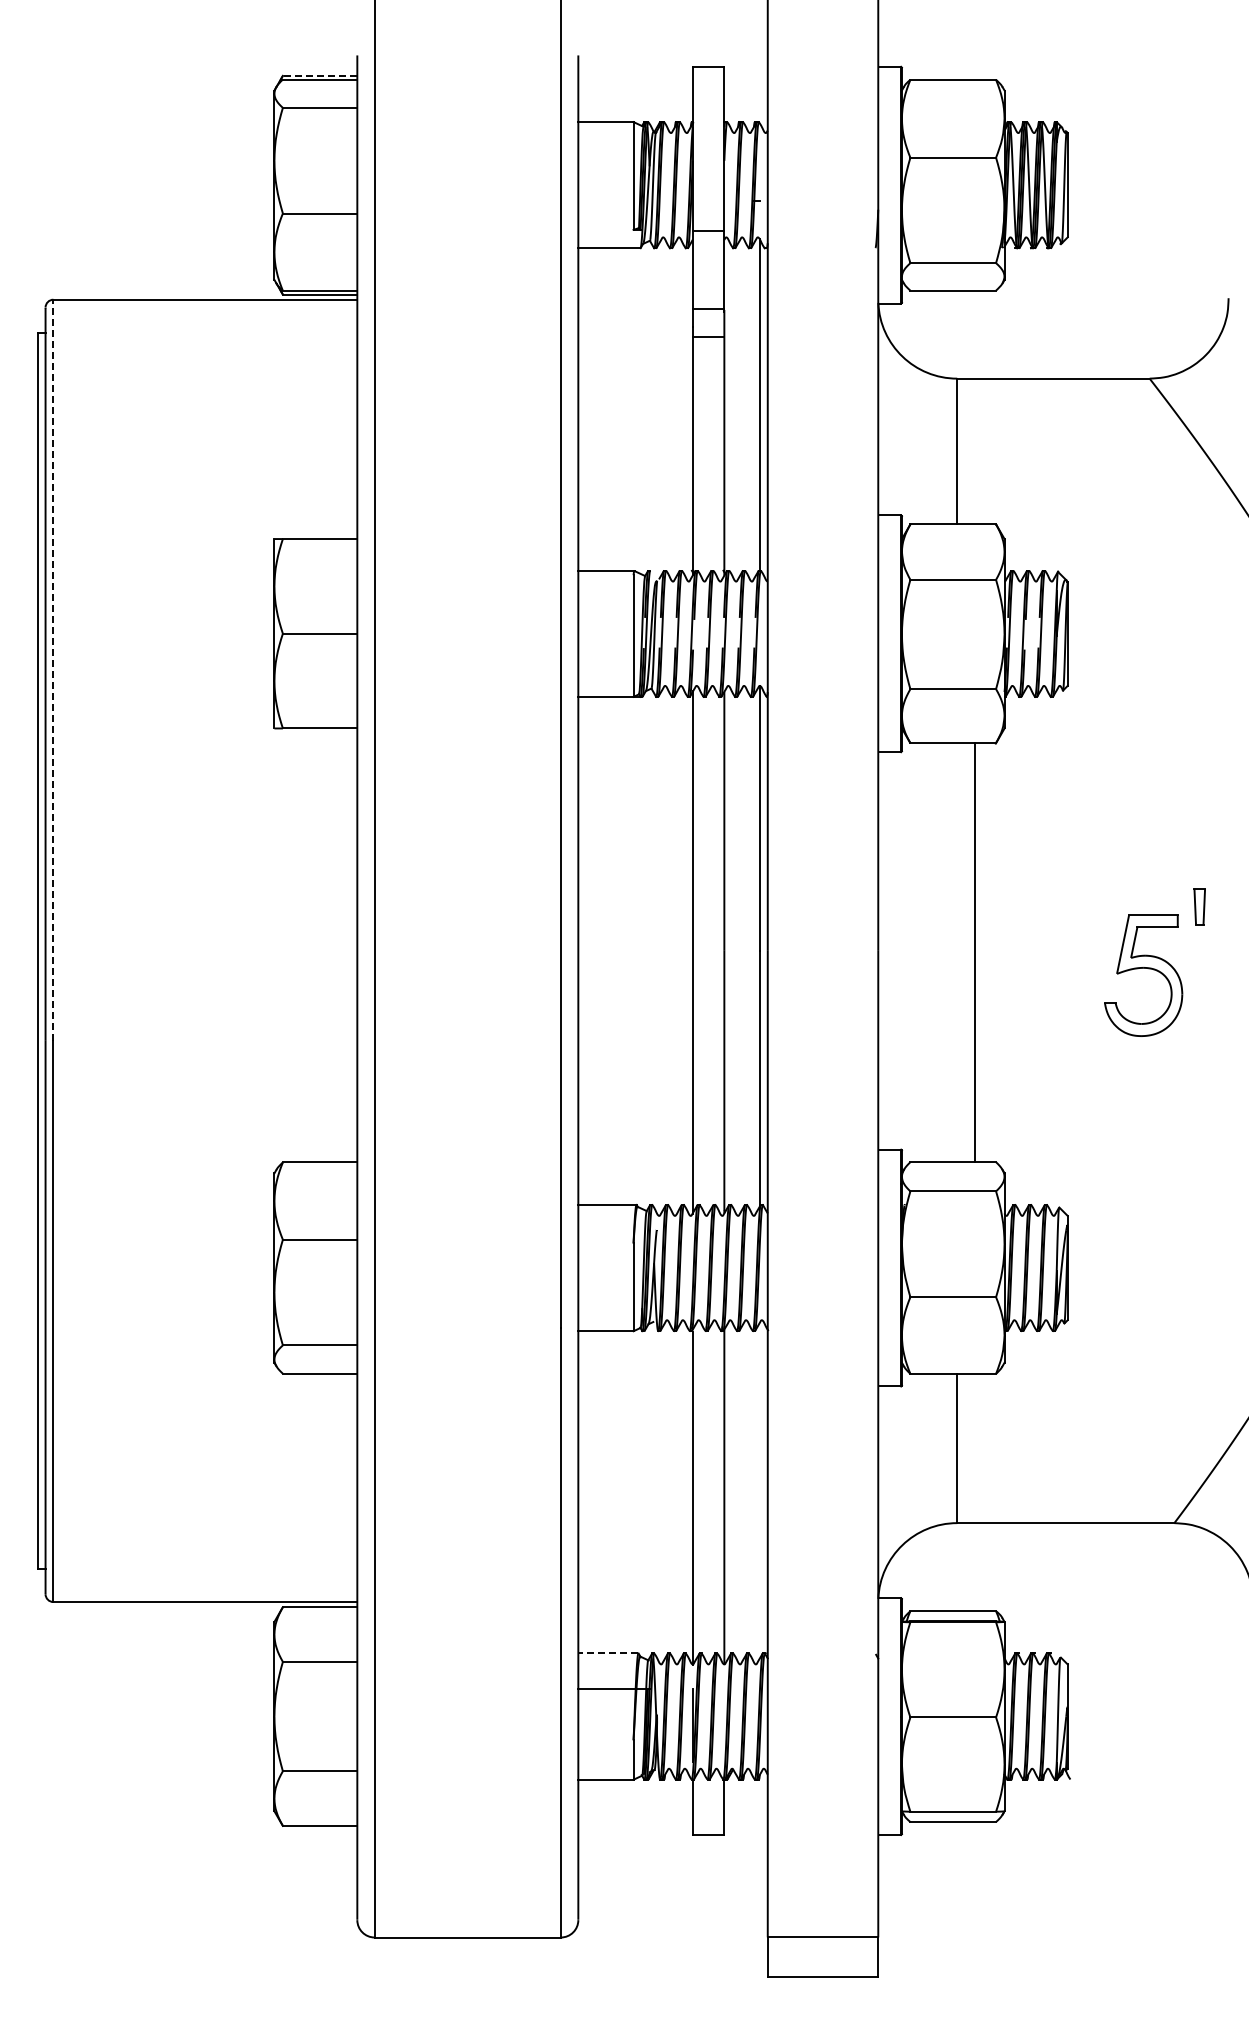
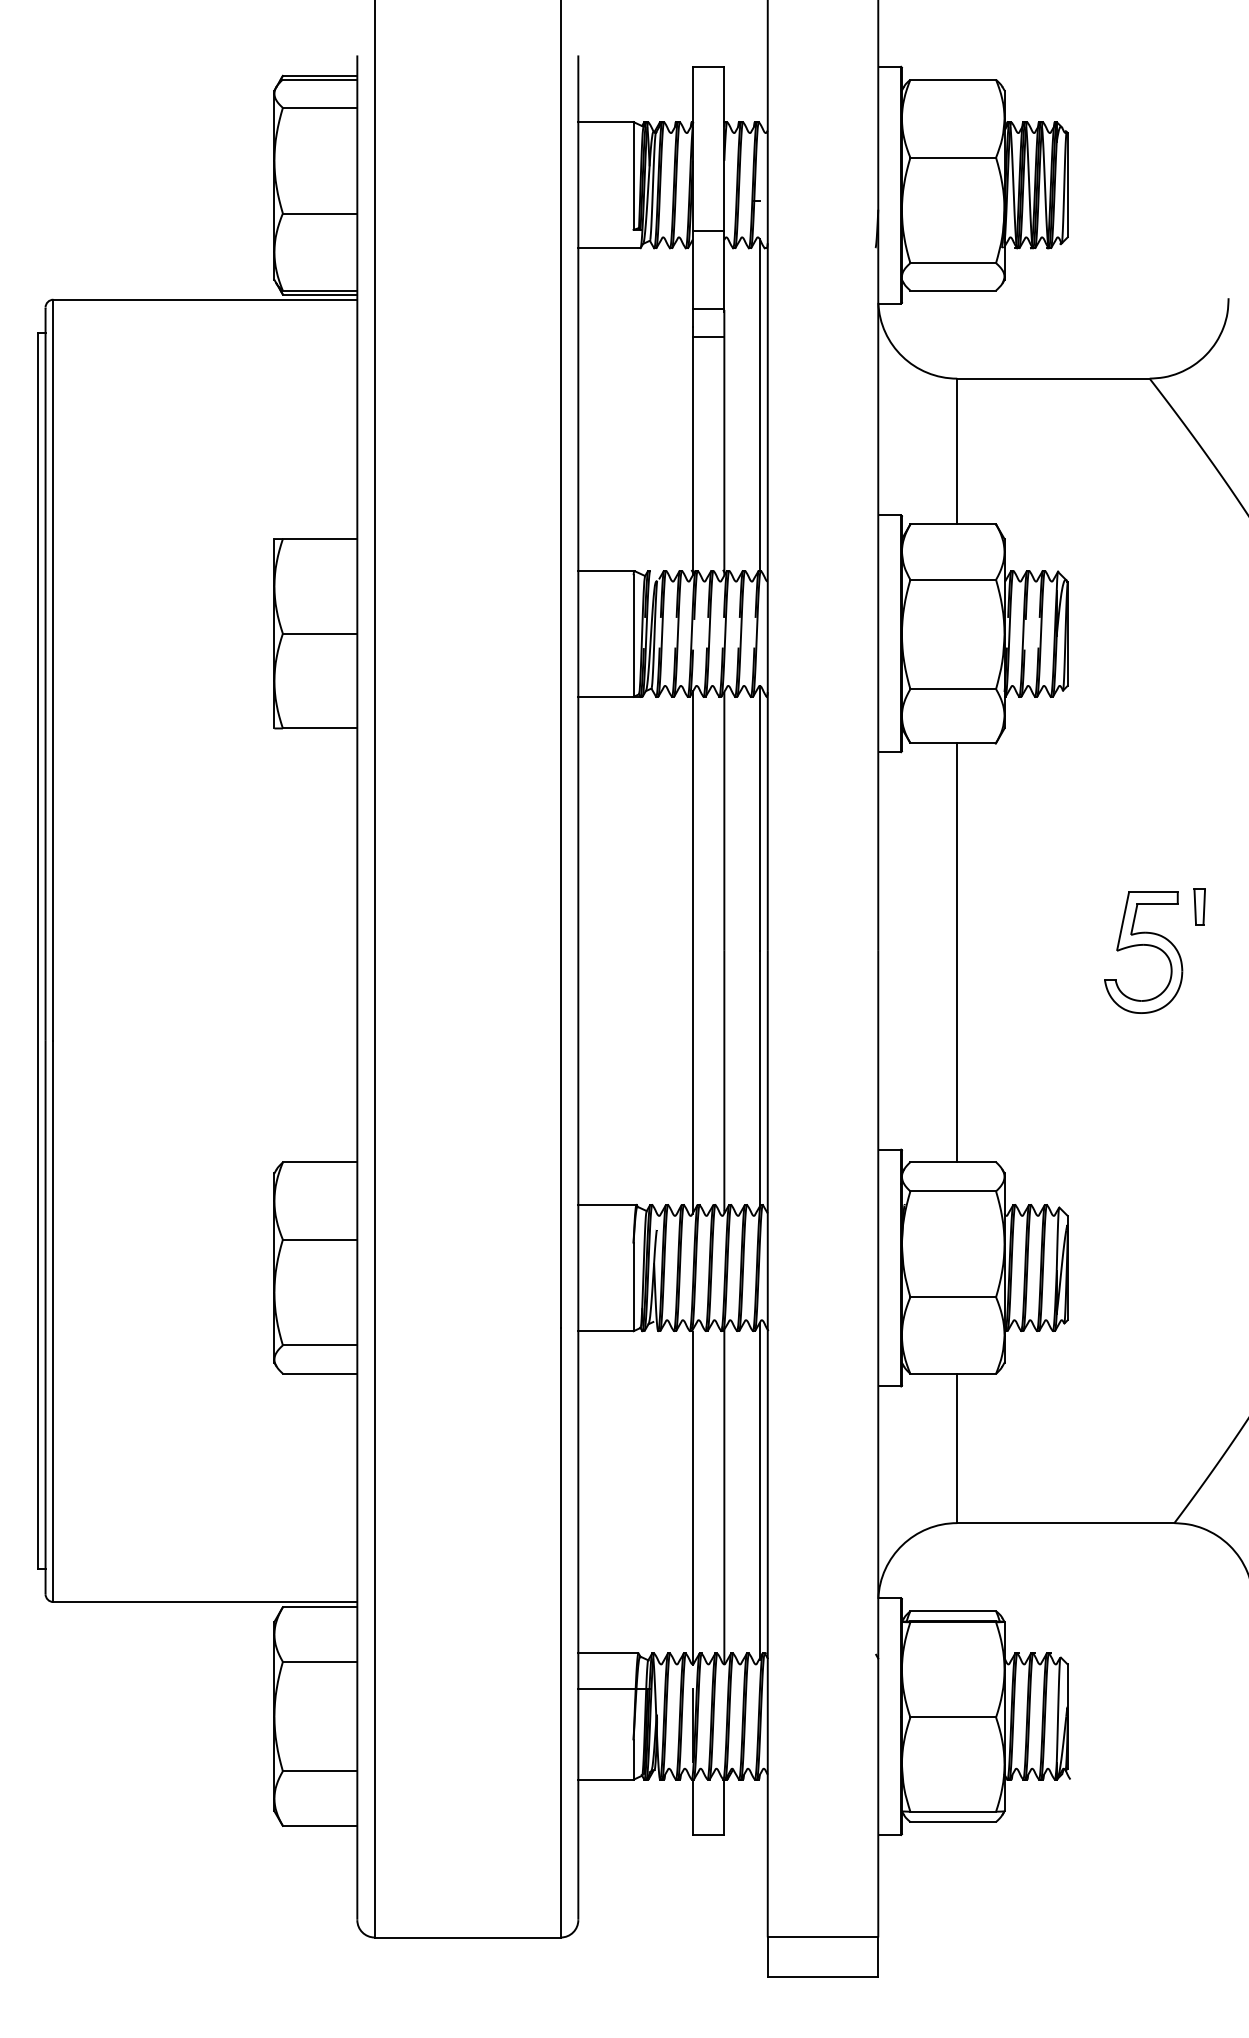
line: dashed -> solid (319, 75)
line: dashed -> solid (53, 670)
line position: (975, 952) -> (957, 952) (957, 952)
part position: (1143, 968) -> (1143, 945) (1143, 945)
line: none -> present (759, 1491)
line: dashed -> solid (607, 1653)
